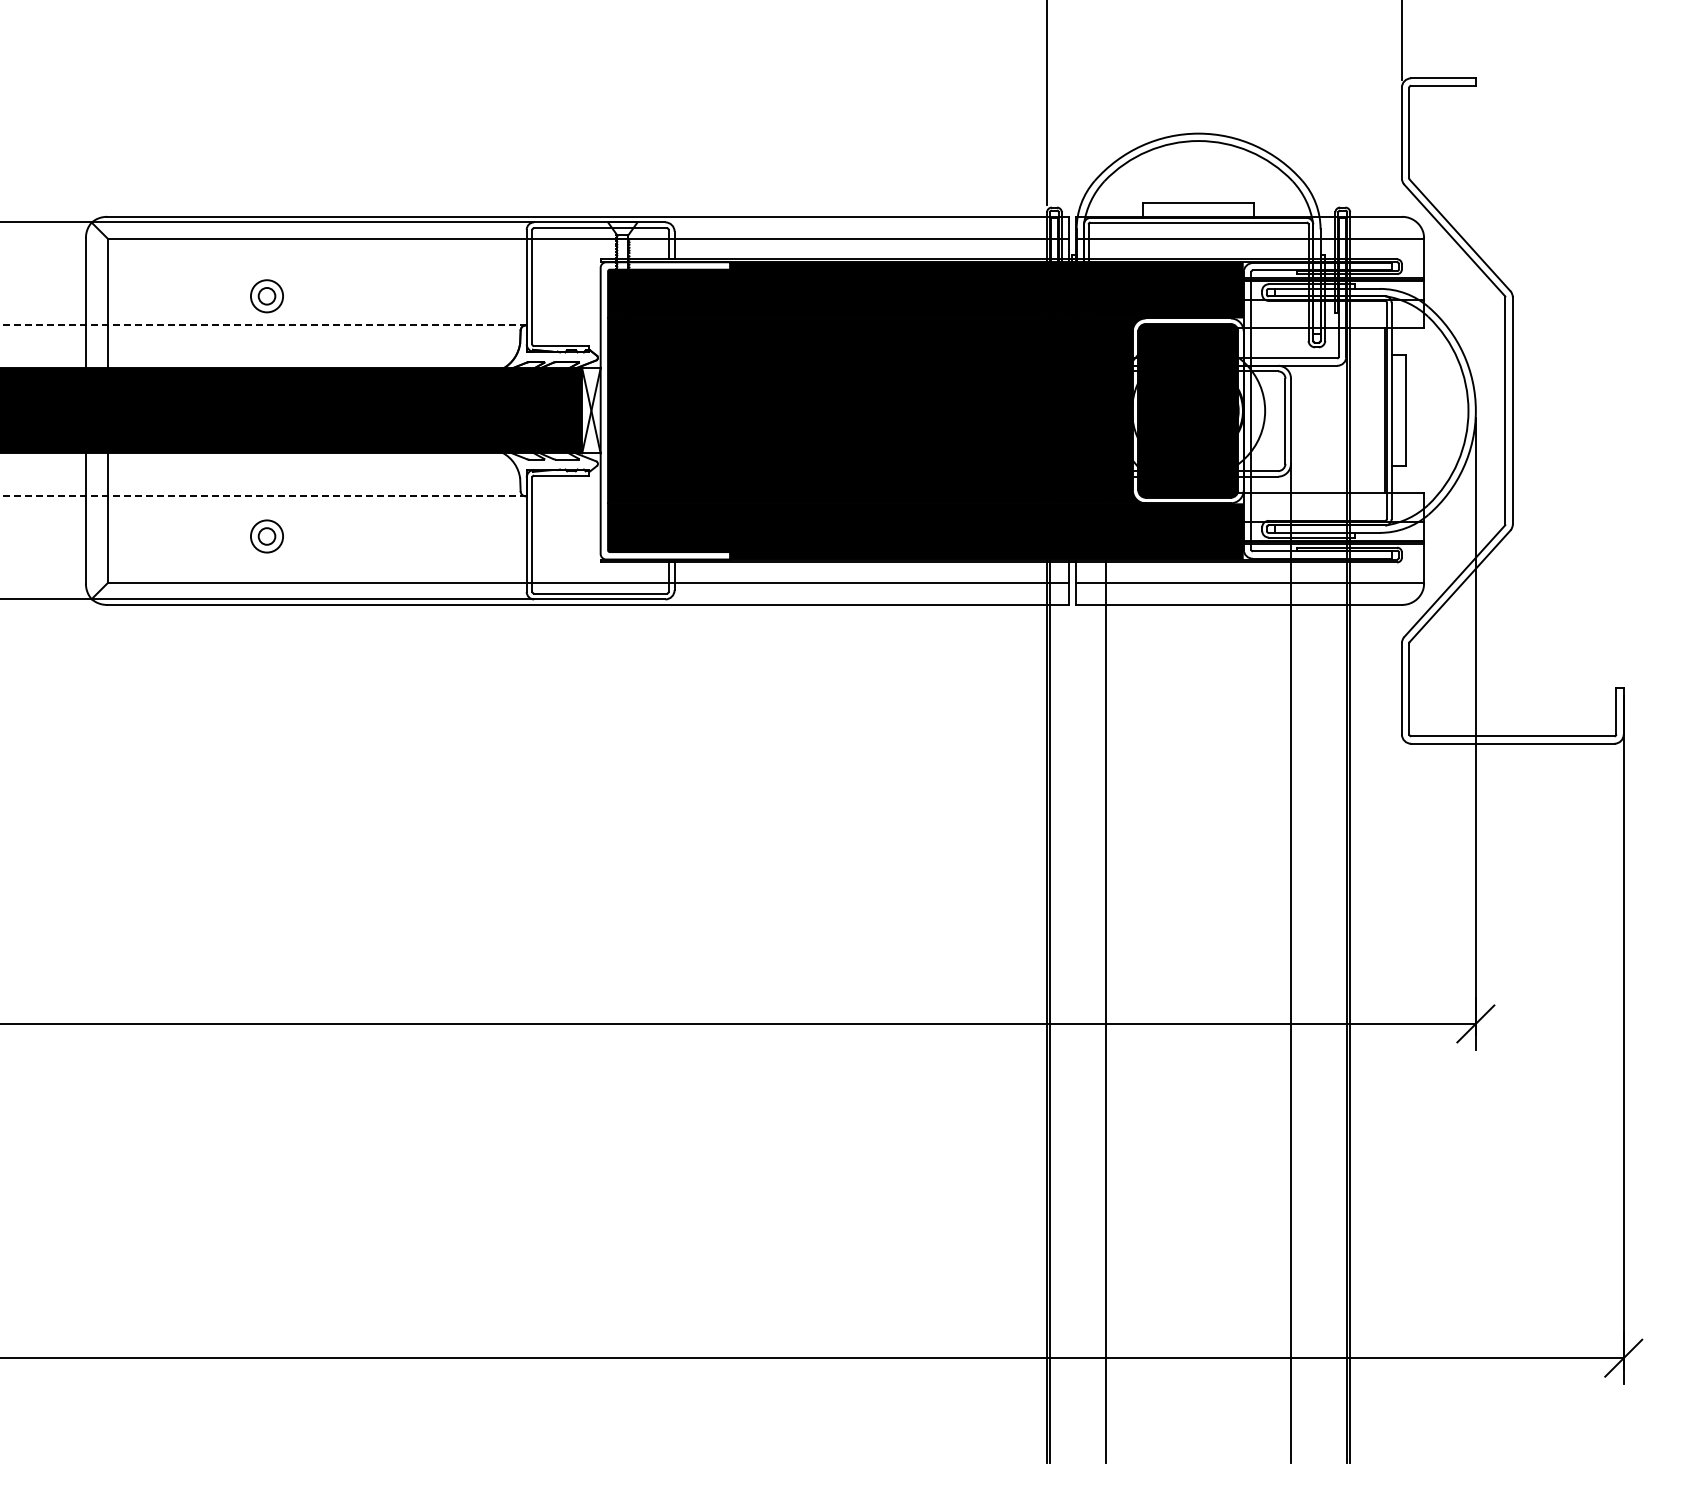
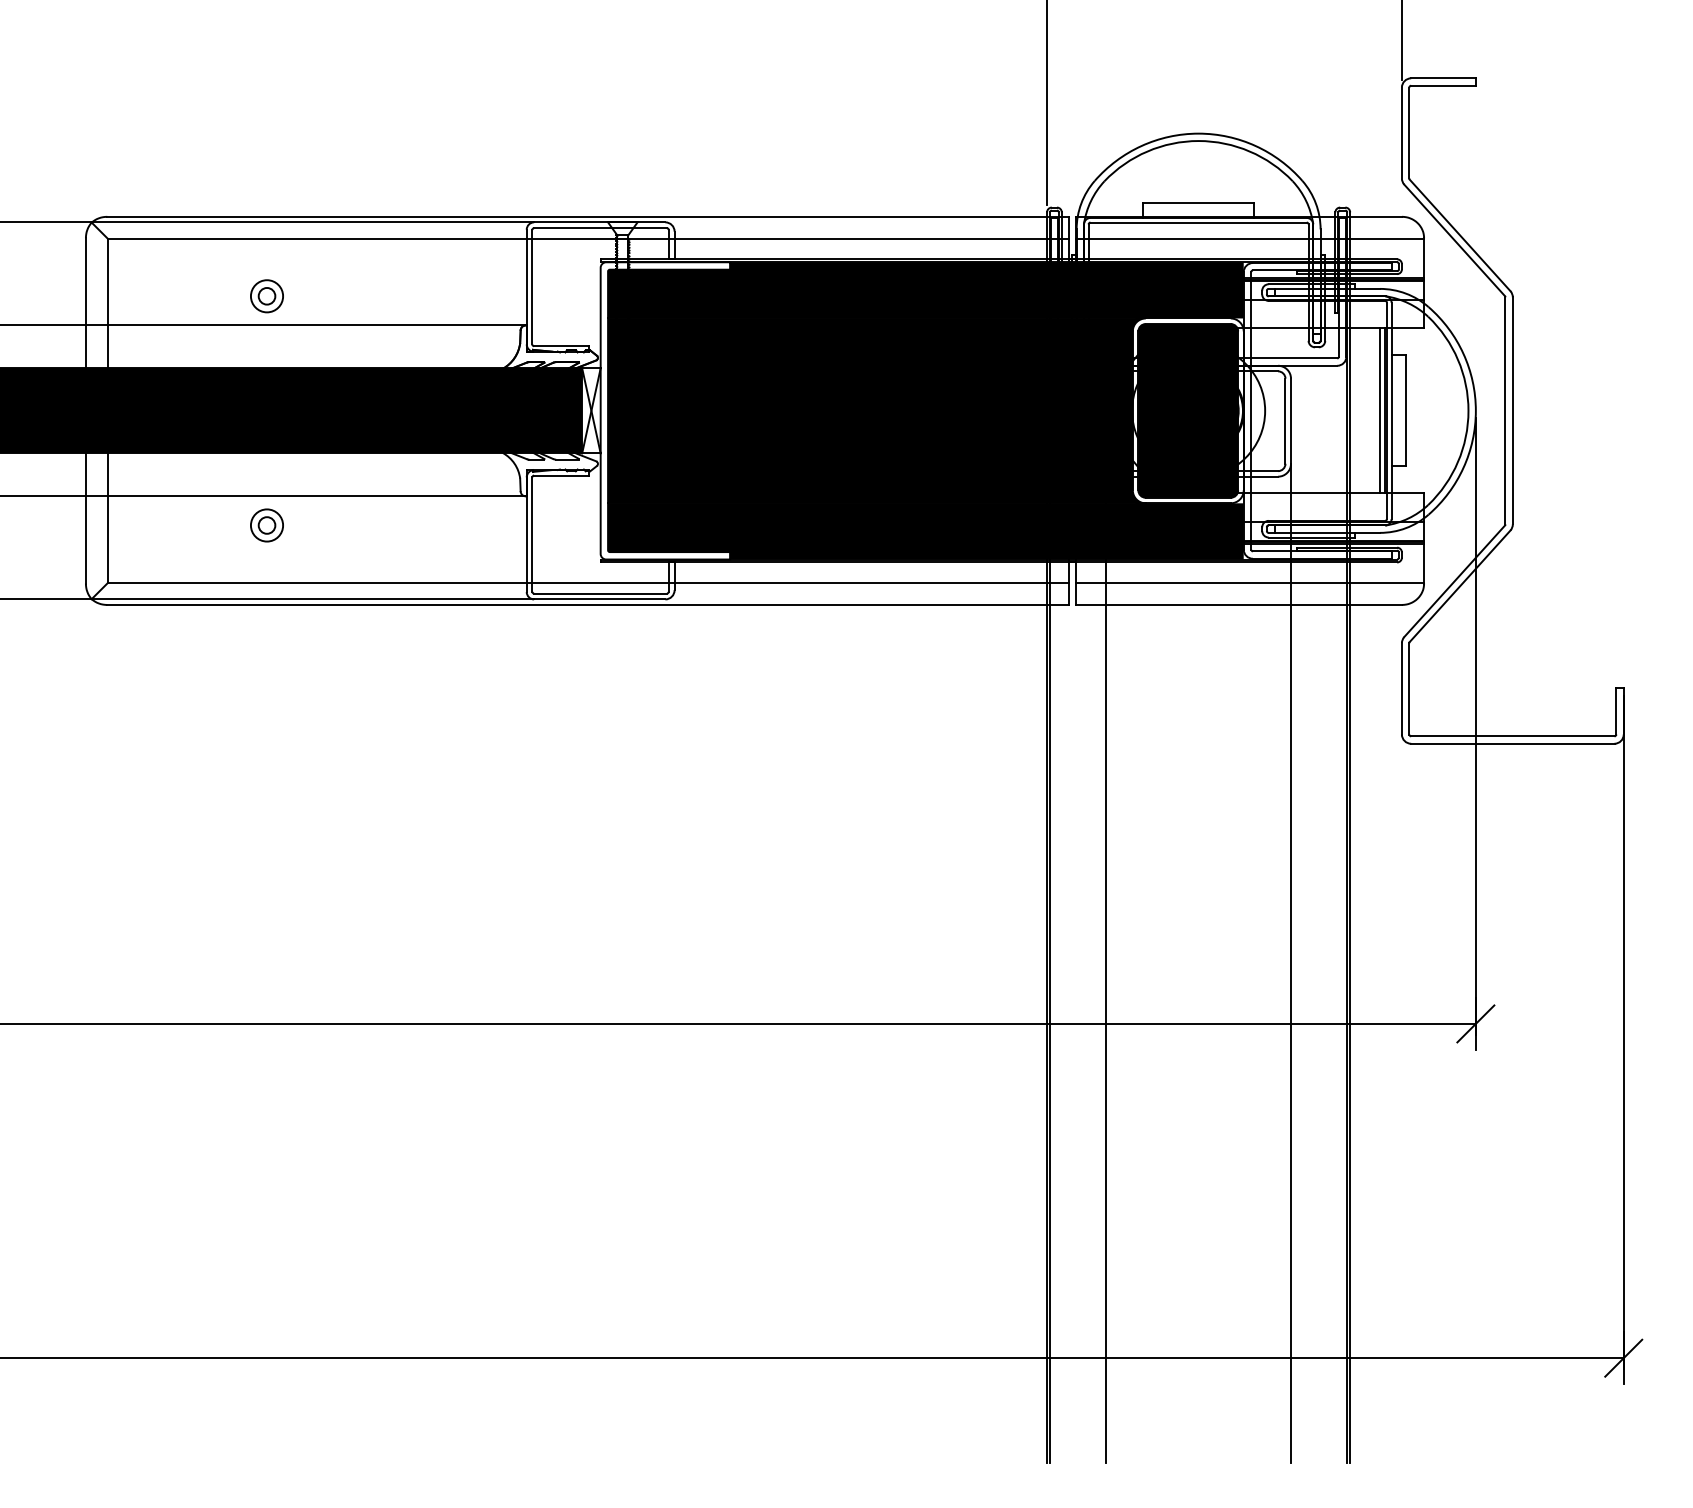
line: dashed -> solid (262, 325)
line: none -> present (1379, 410)
line: dashed -> solid (262, 496)
part position: (266, 536) -> (266, 525) (266, 525)
